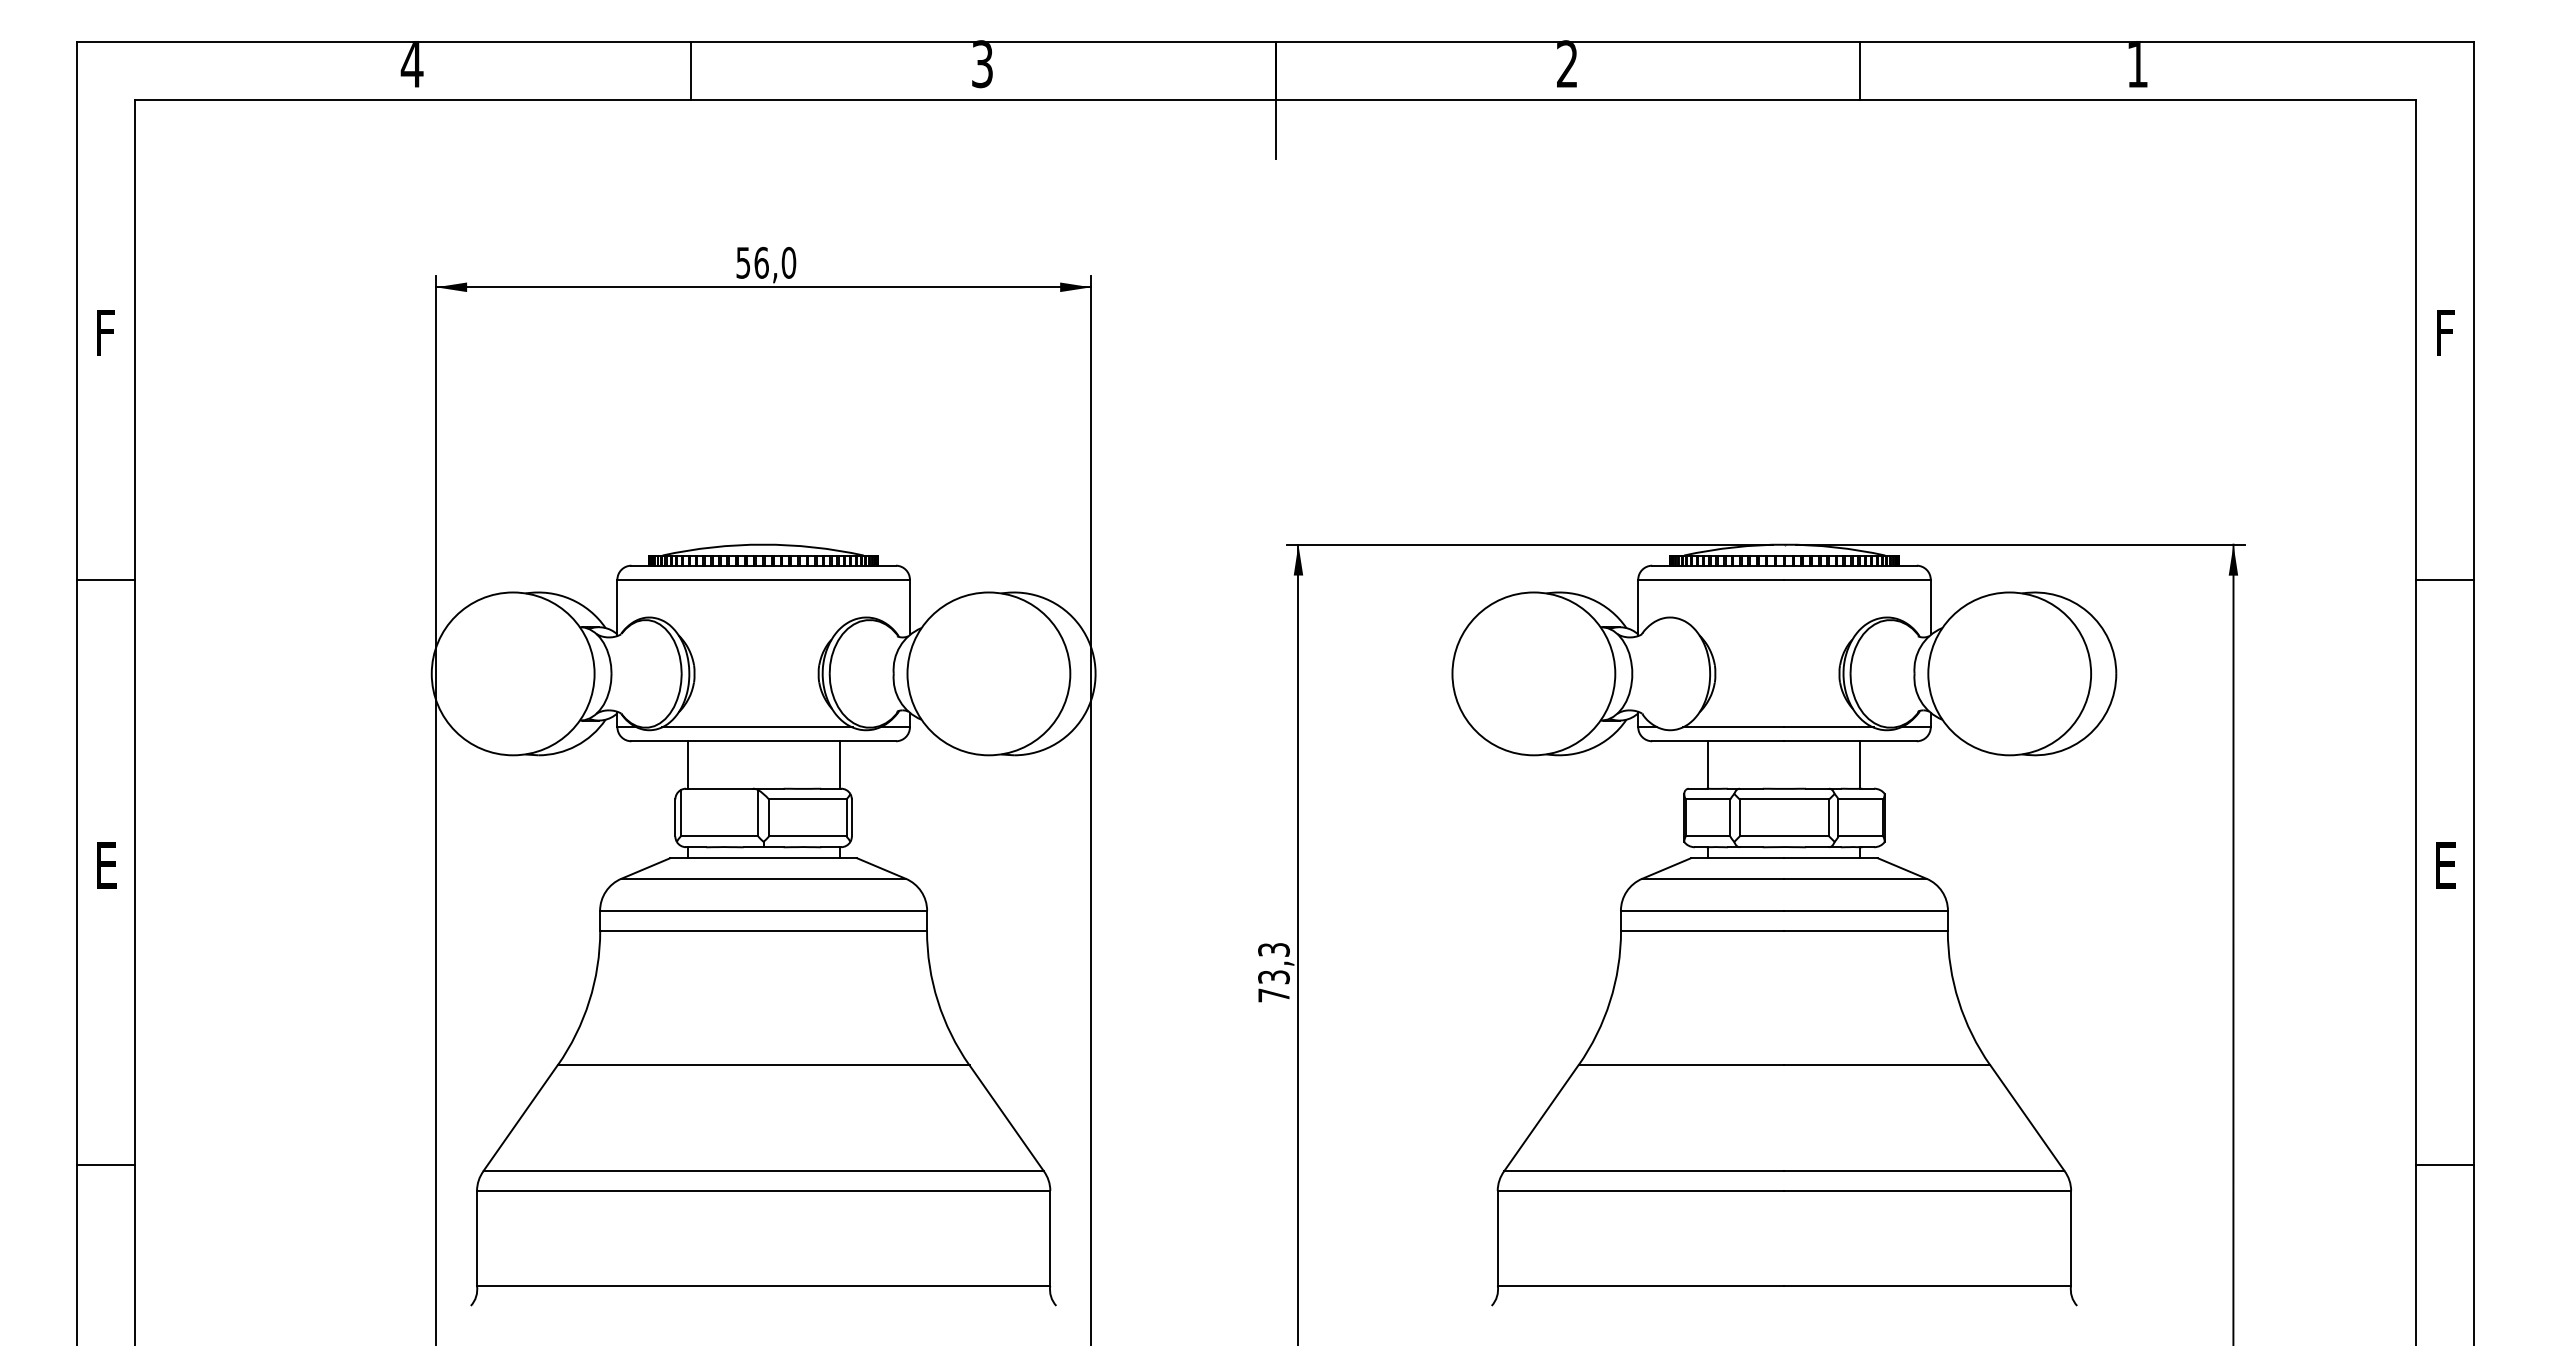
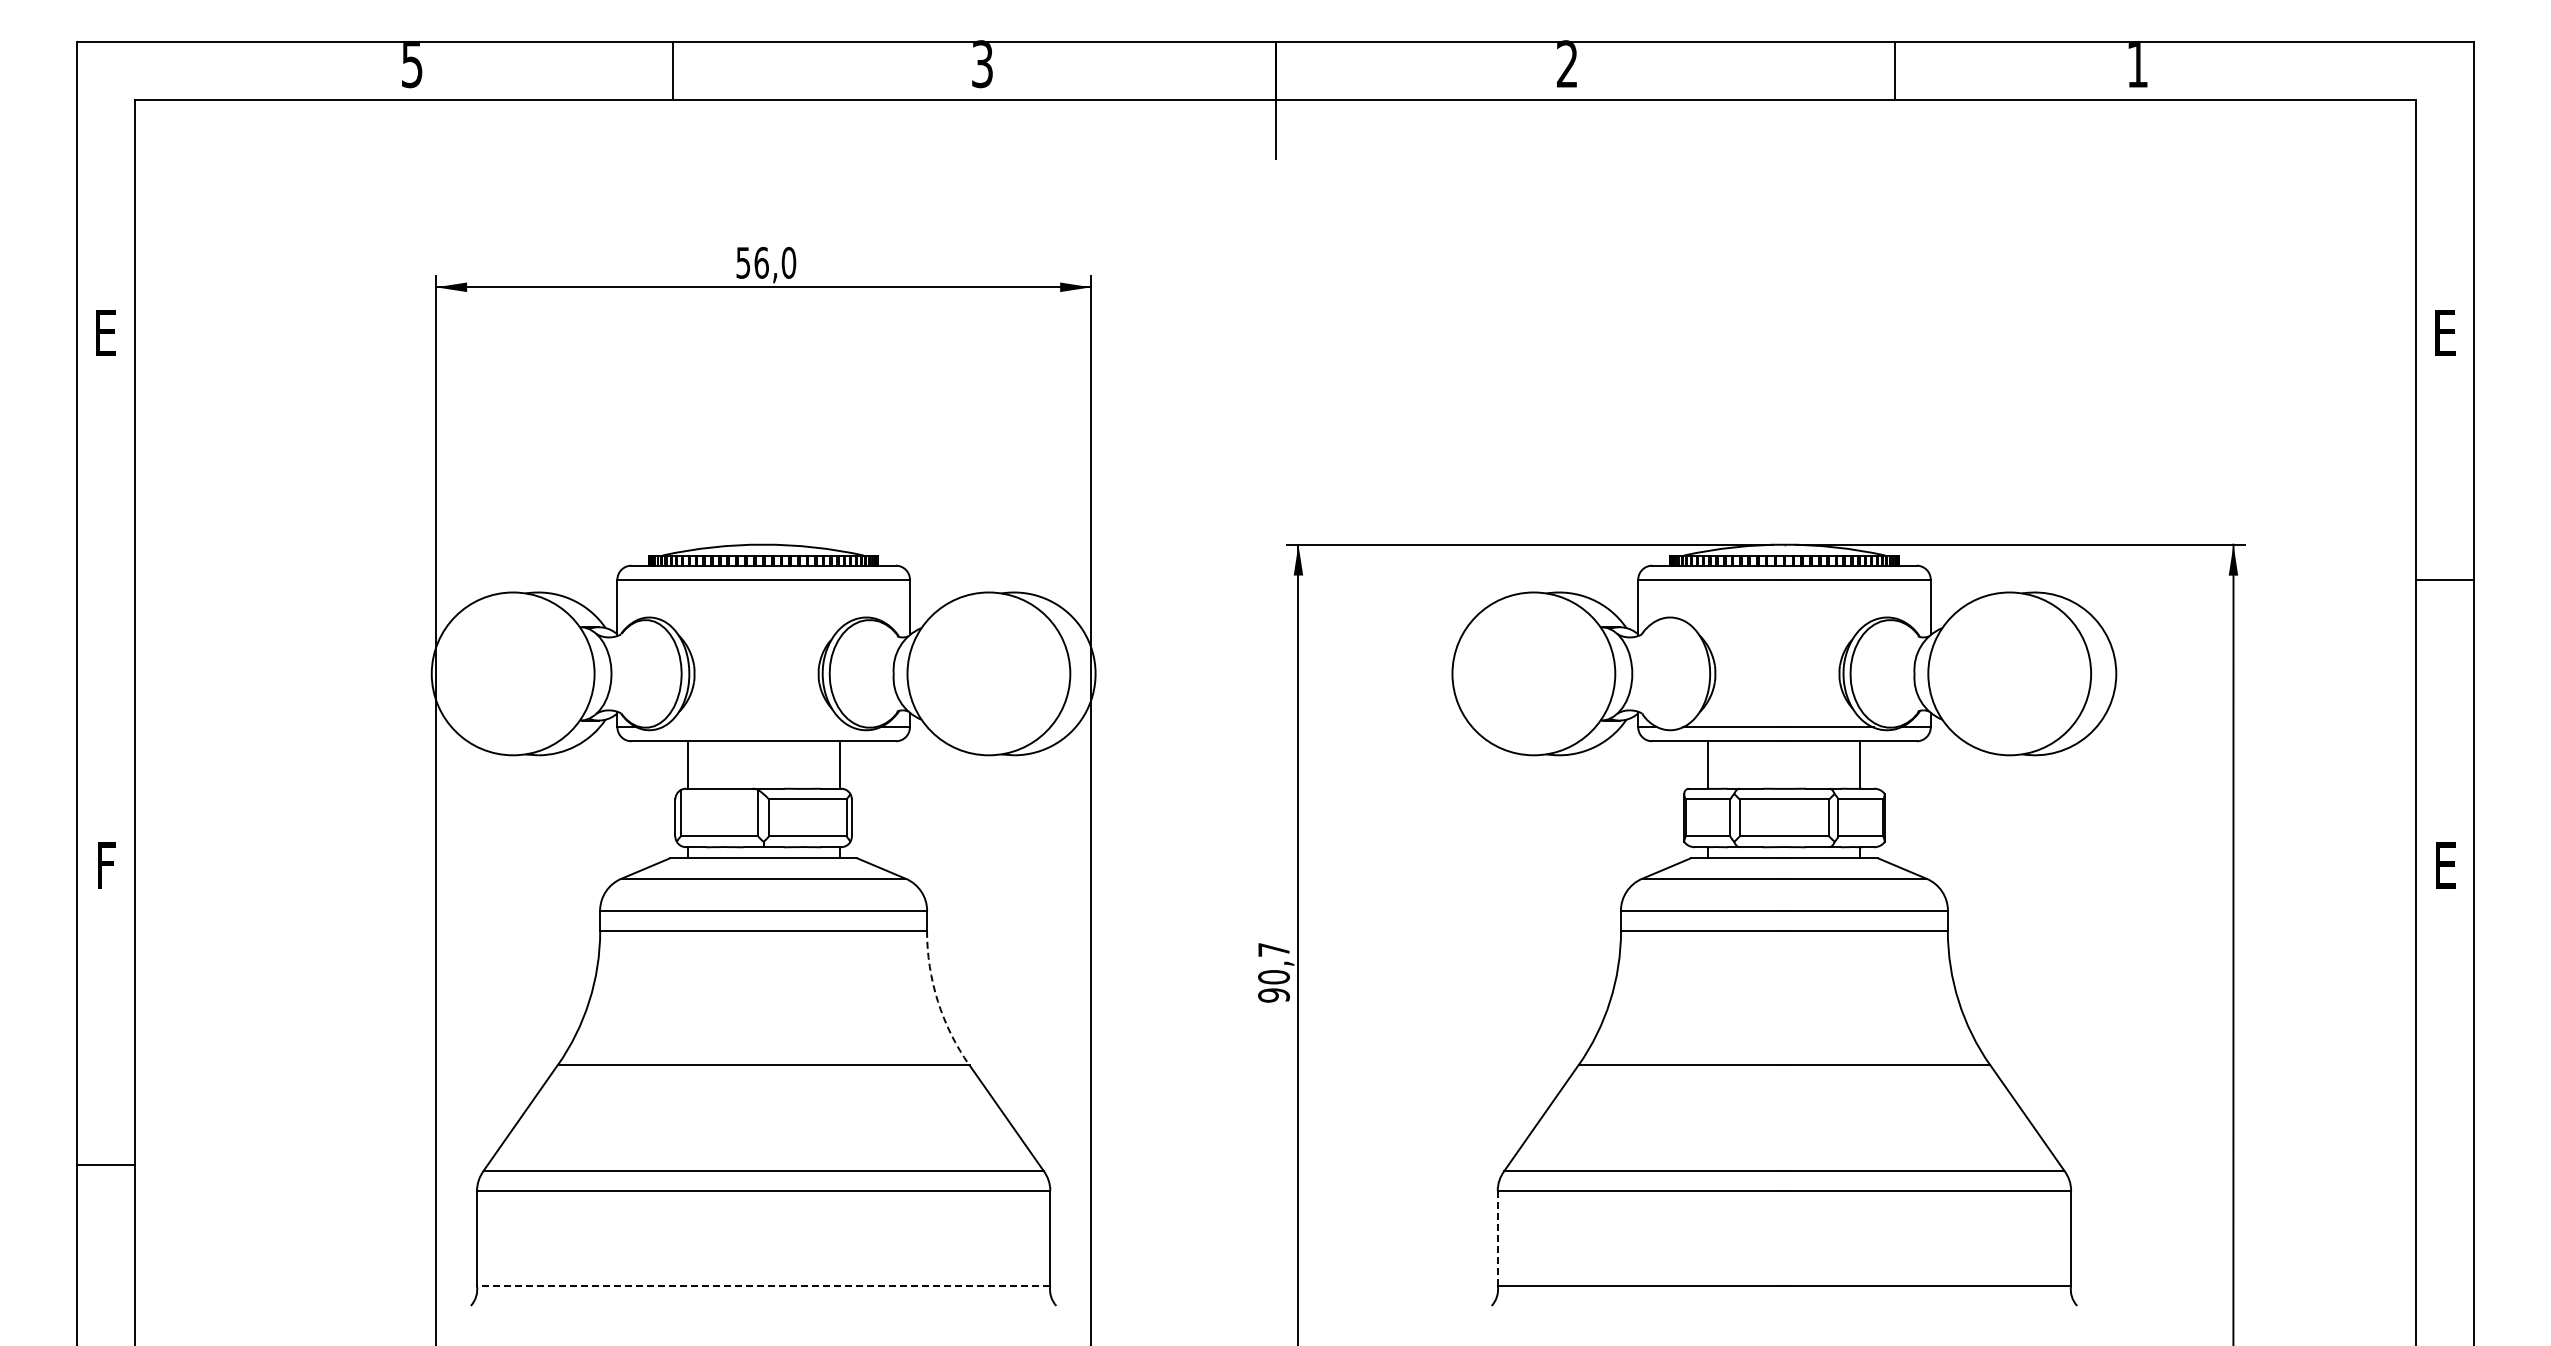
text: 4 -> 5 (411, 65)
line position: (690, 70) -> (672, 70) (672, 70)
line position: (1860, 70) -> (1895, 70) (1895, 70)
text: F -> E (105, 332)
text: F -> E (2445, 332)
line: present -> none (105, 579)
line: present -> none (757, 727)
text: E -> F (106, 865)
text: 73,3 -> 90,7 (1273, 972)
arc: solid -> dashed (937, 1001)
line: present -> none (2444, 1164)
line: solid -> dashed (1497, 1238)
line: solid -> dashed (763, 1285)
